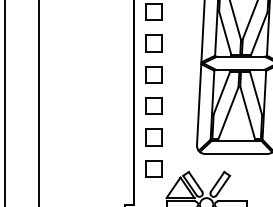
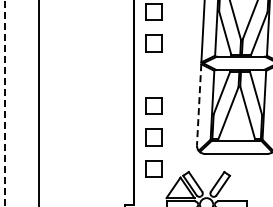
part: present -> none (153, 74)
line: solid -> dashed (4, 103)
line: solid -> dashed (199, 104)
